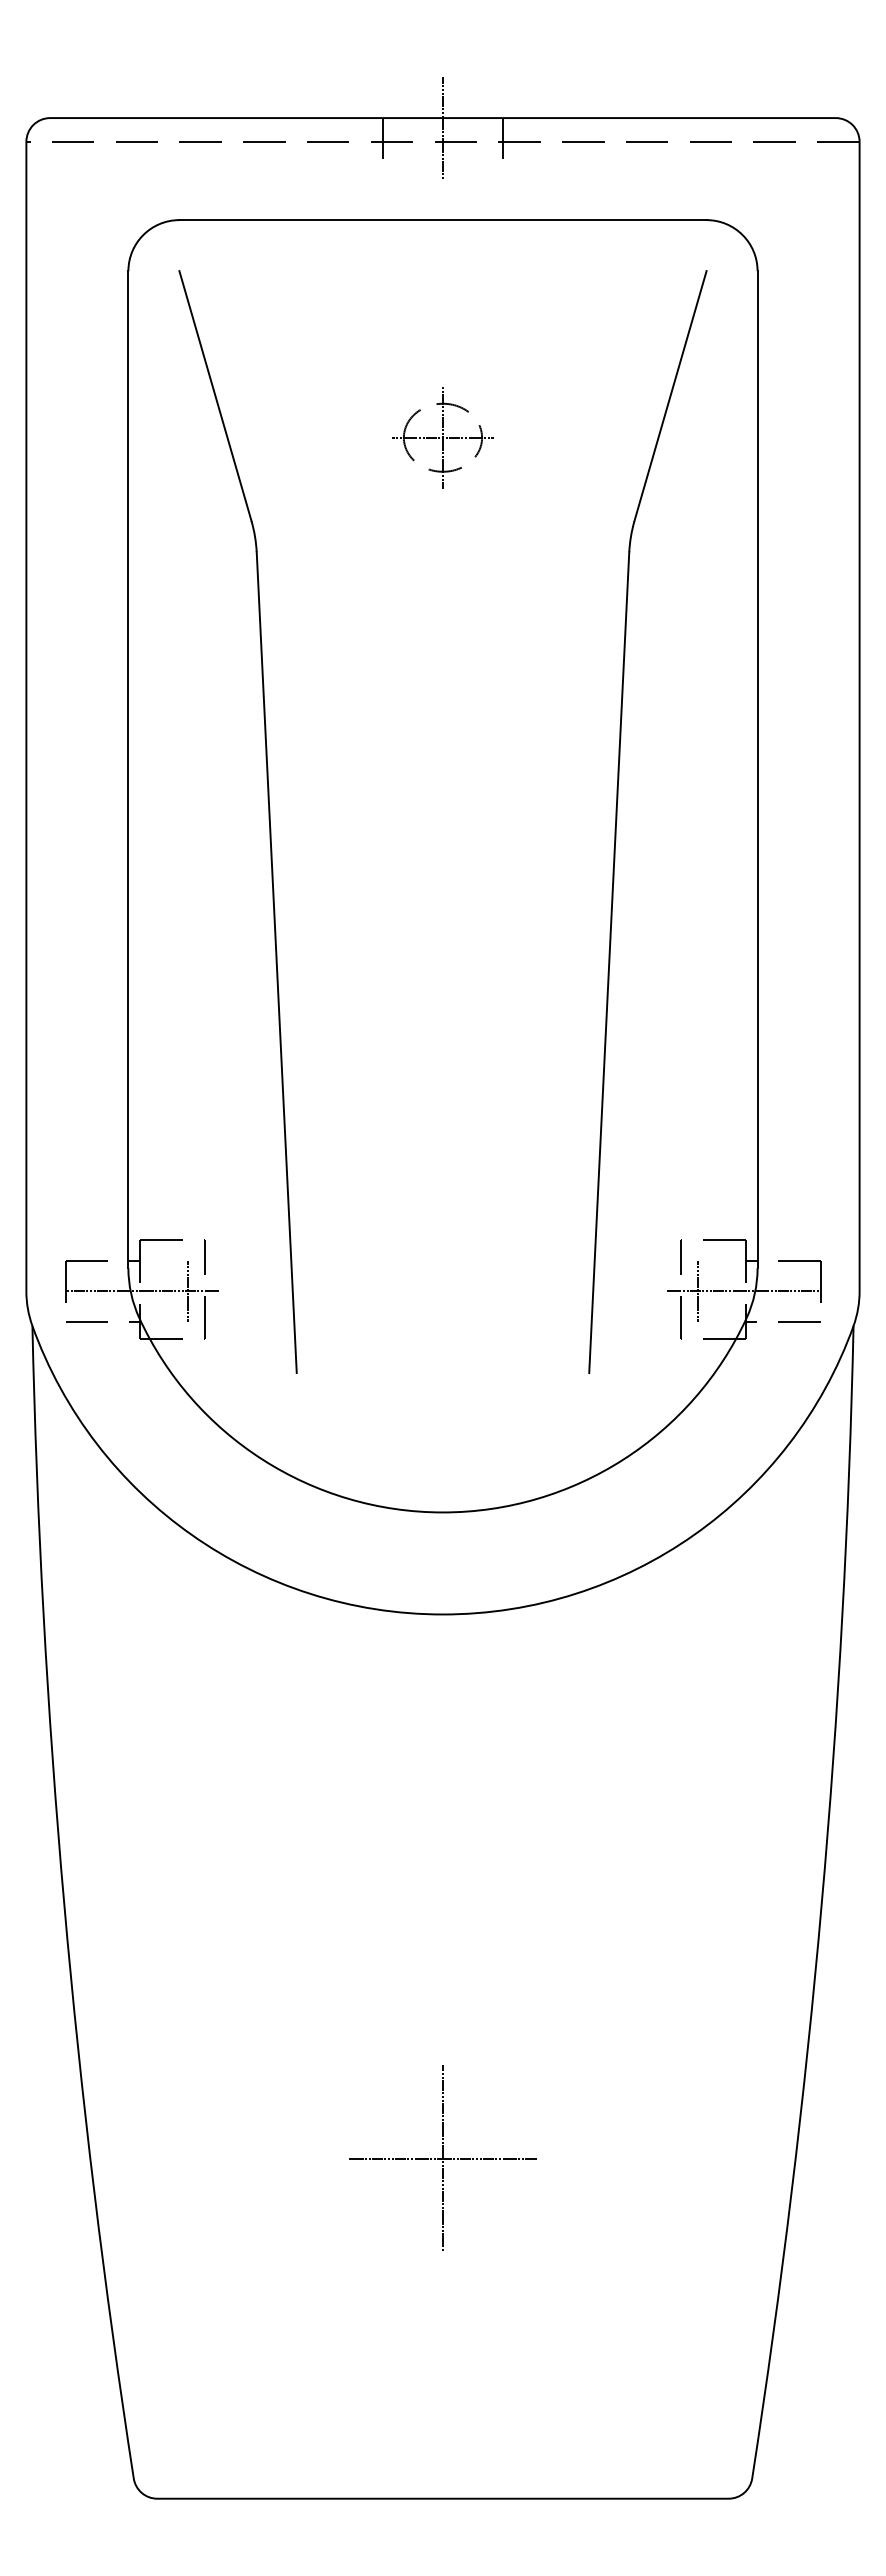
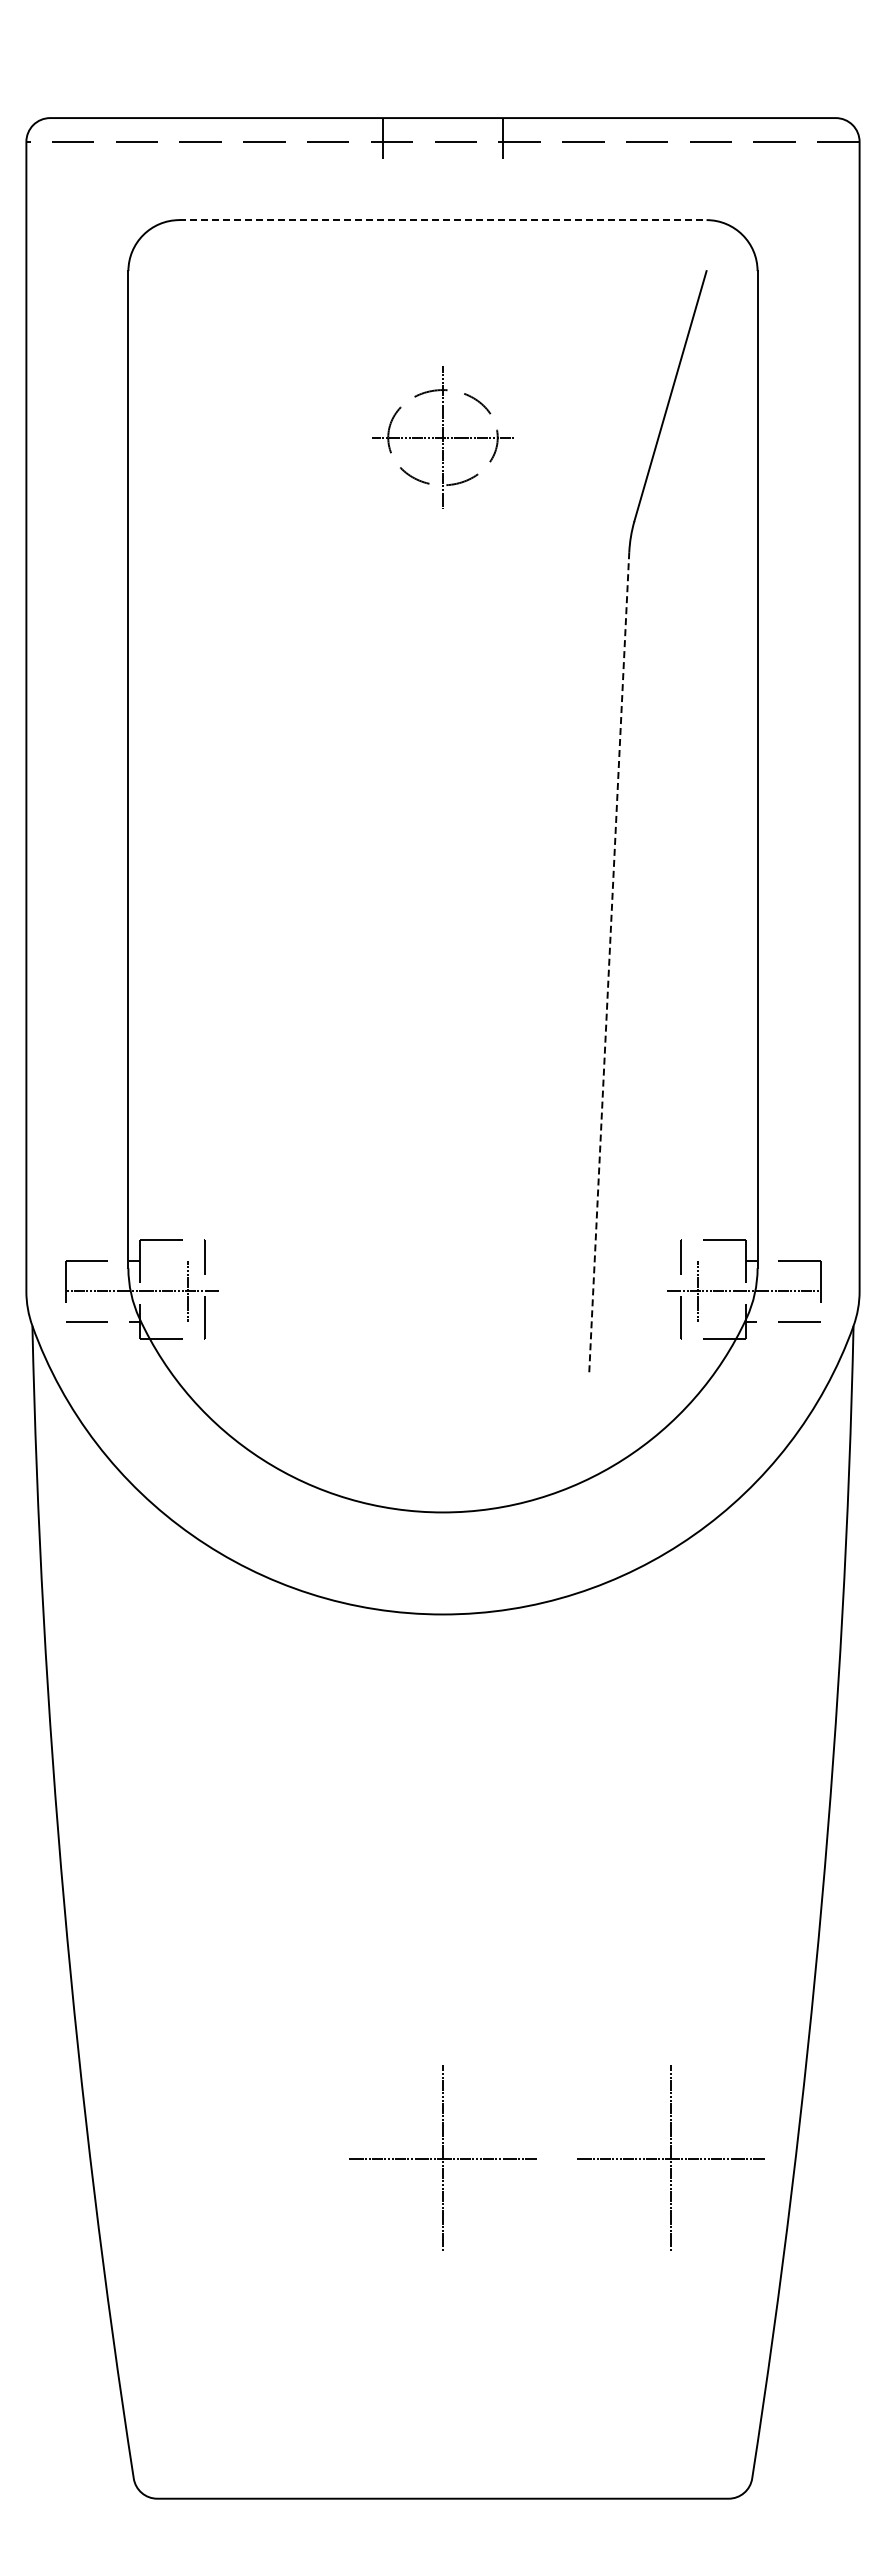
line: present -> none (443, 128)
line: solid -> dashed (443, 220)
part size: 102x102 px -> 142x143 px (442, 437)
part: present -> none (268, 820)
line: solid -> dashed (609, 962)
part: none -> present (670, 2157)
